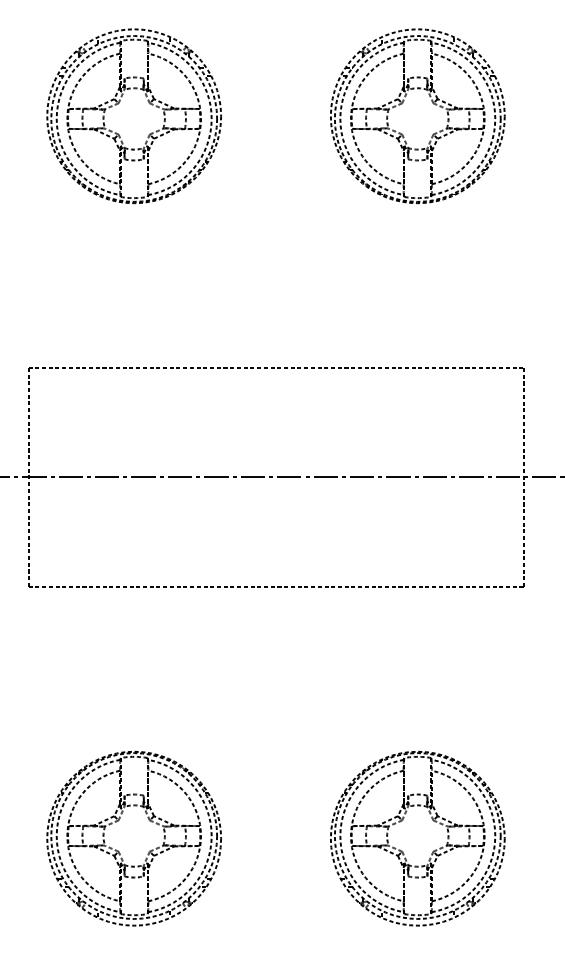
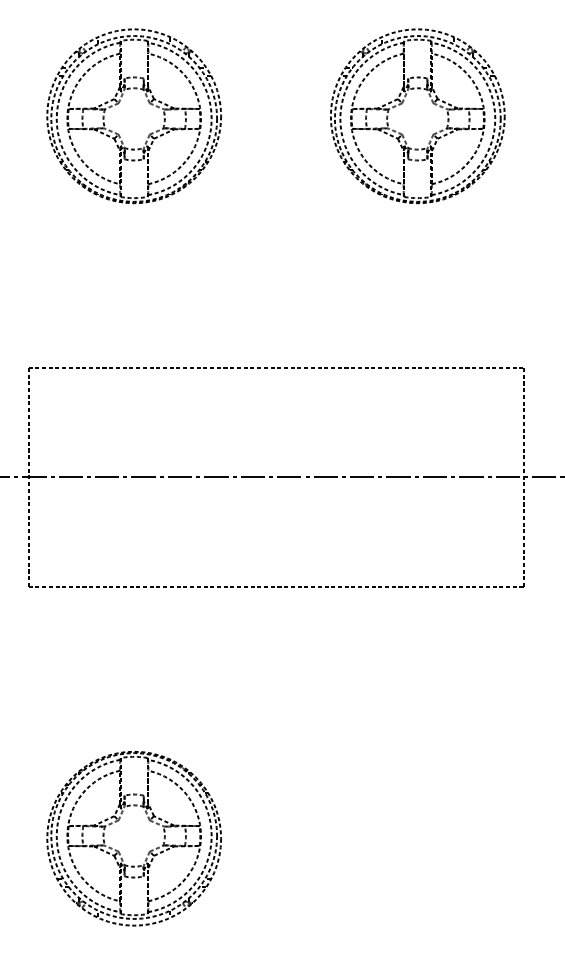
part: present -> none (403, 851)
